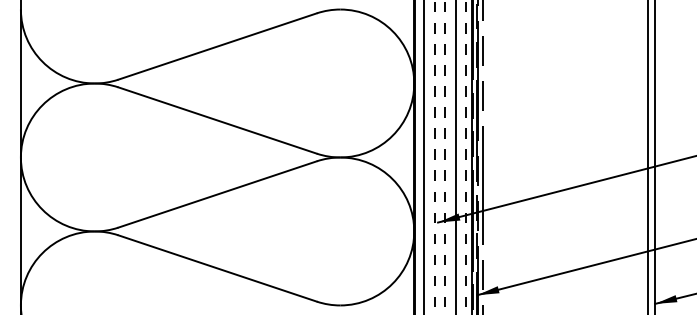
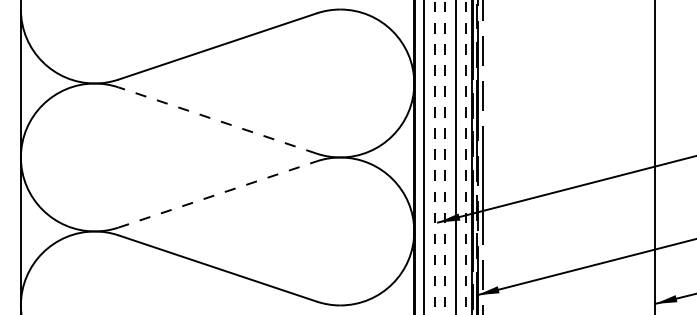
line: solid -> dashed (217, 120)
line: present -> none (647, 156)
line: solid -> dashed (217, 194)
